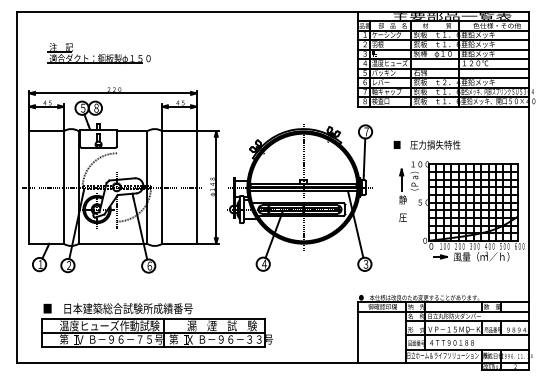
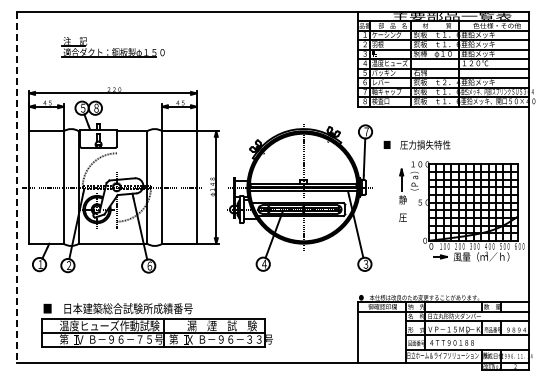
part position: (98, 53) -> (112, 47) (112, 47)
text position: (426, 144) -> (416, 144) (416, 144)
line: solid -> dashed (16, 187)
